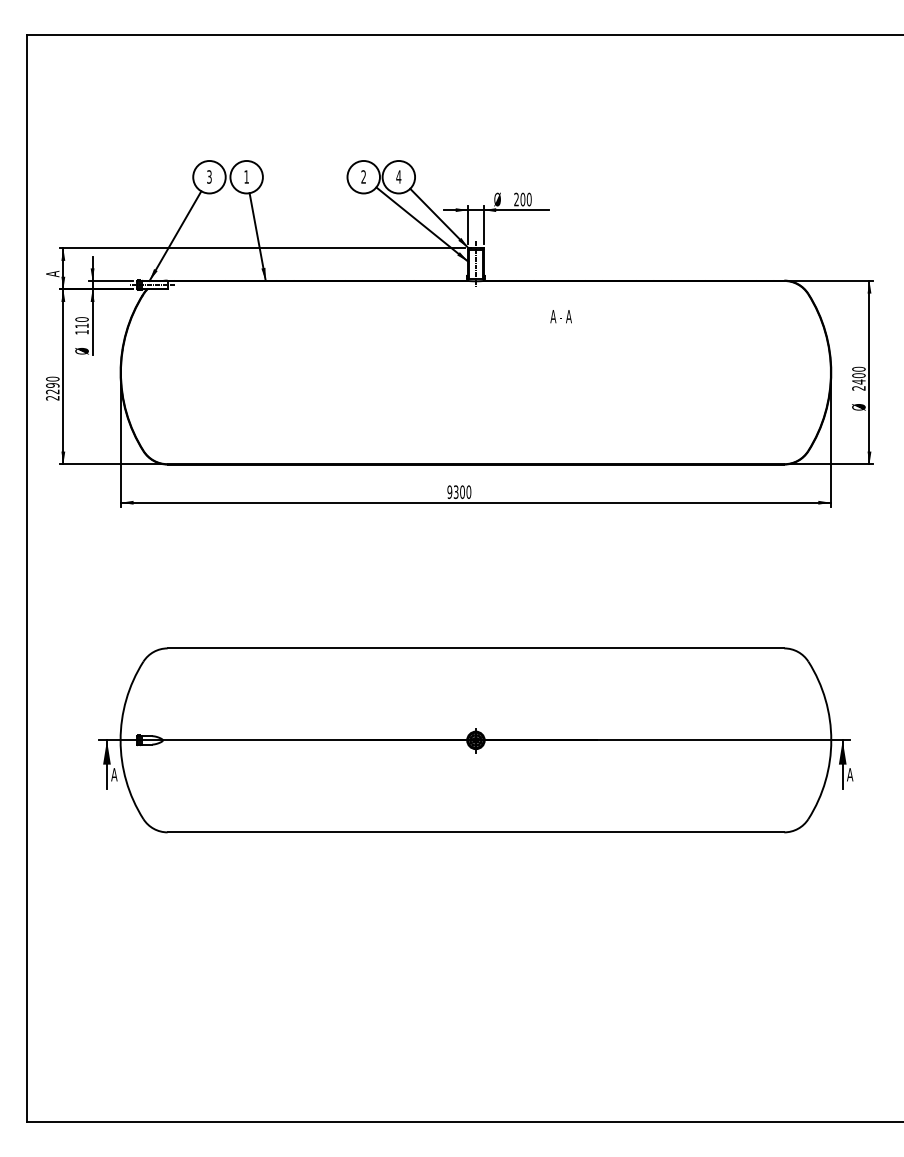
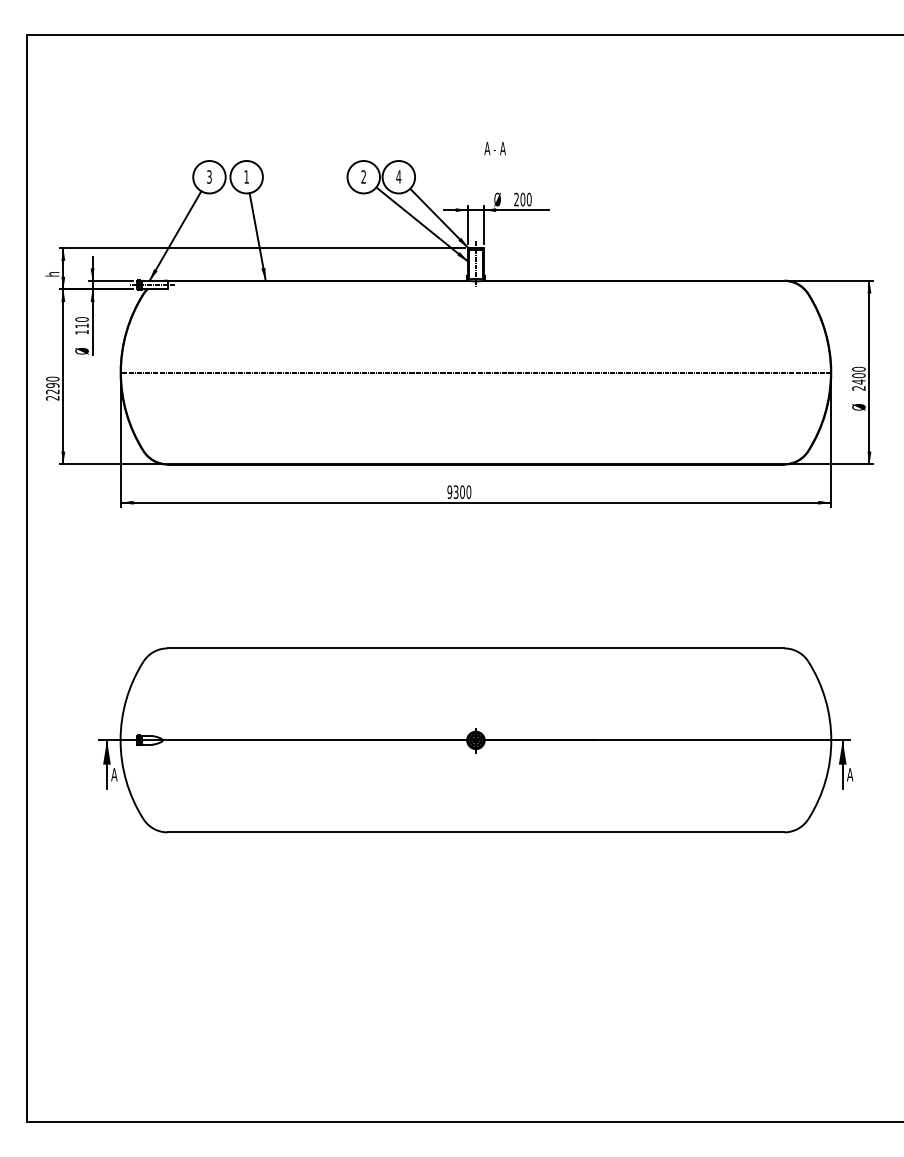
text: A -> h (52, 273)
text position: (560, 316) -> (494, 148) (494, 148)
line: none -> present (475, 372)
